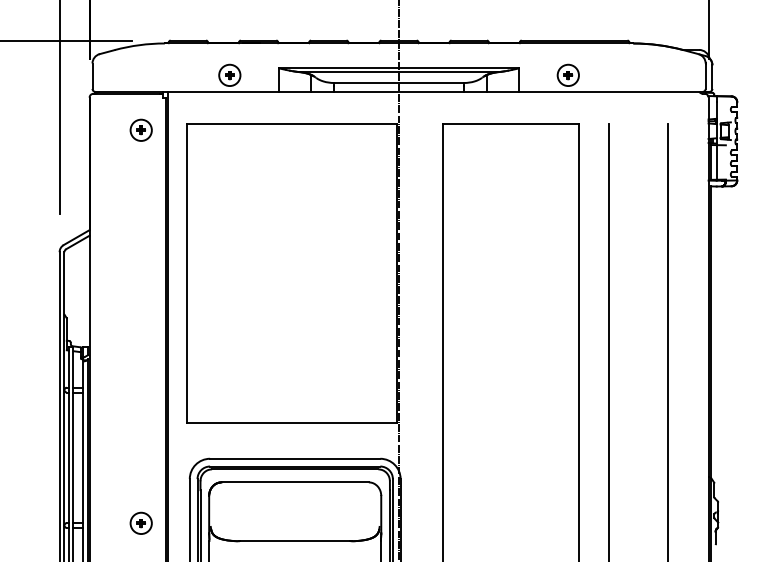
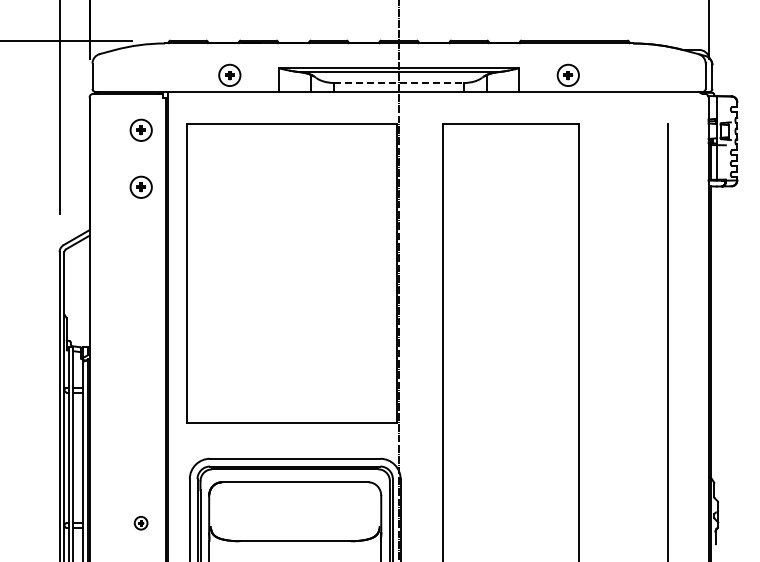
line: solid -> dashed (399, 82)
part: none -> present (140, 186)
line: present -> none (608, 340)
part size: 24x24 px -> 16x15 px (140, 523)
